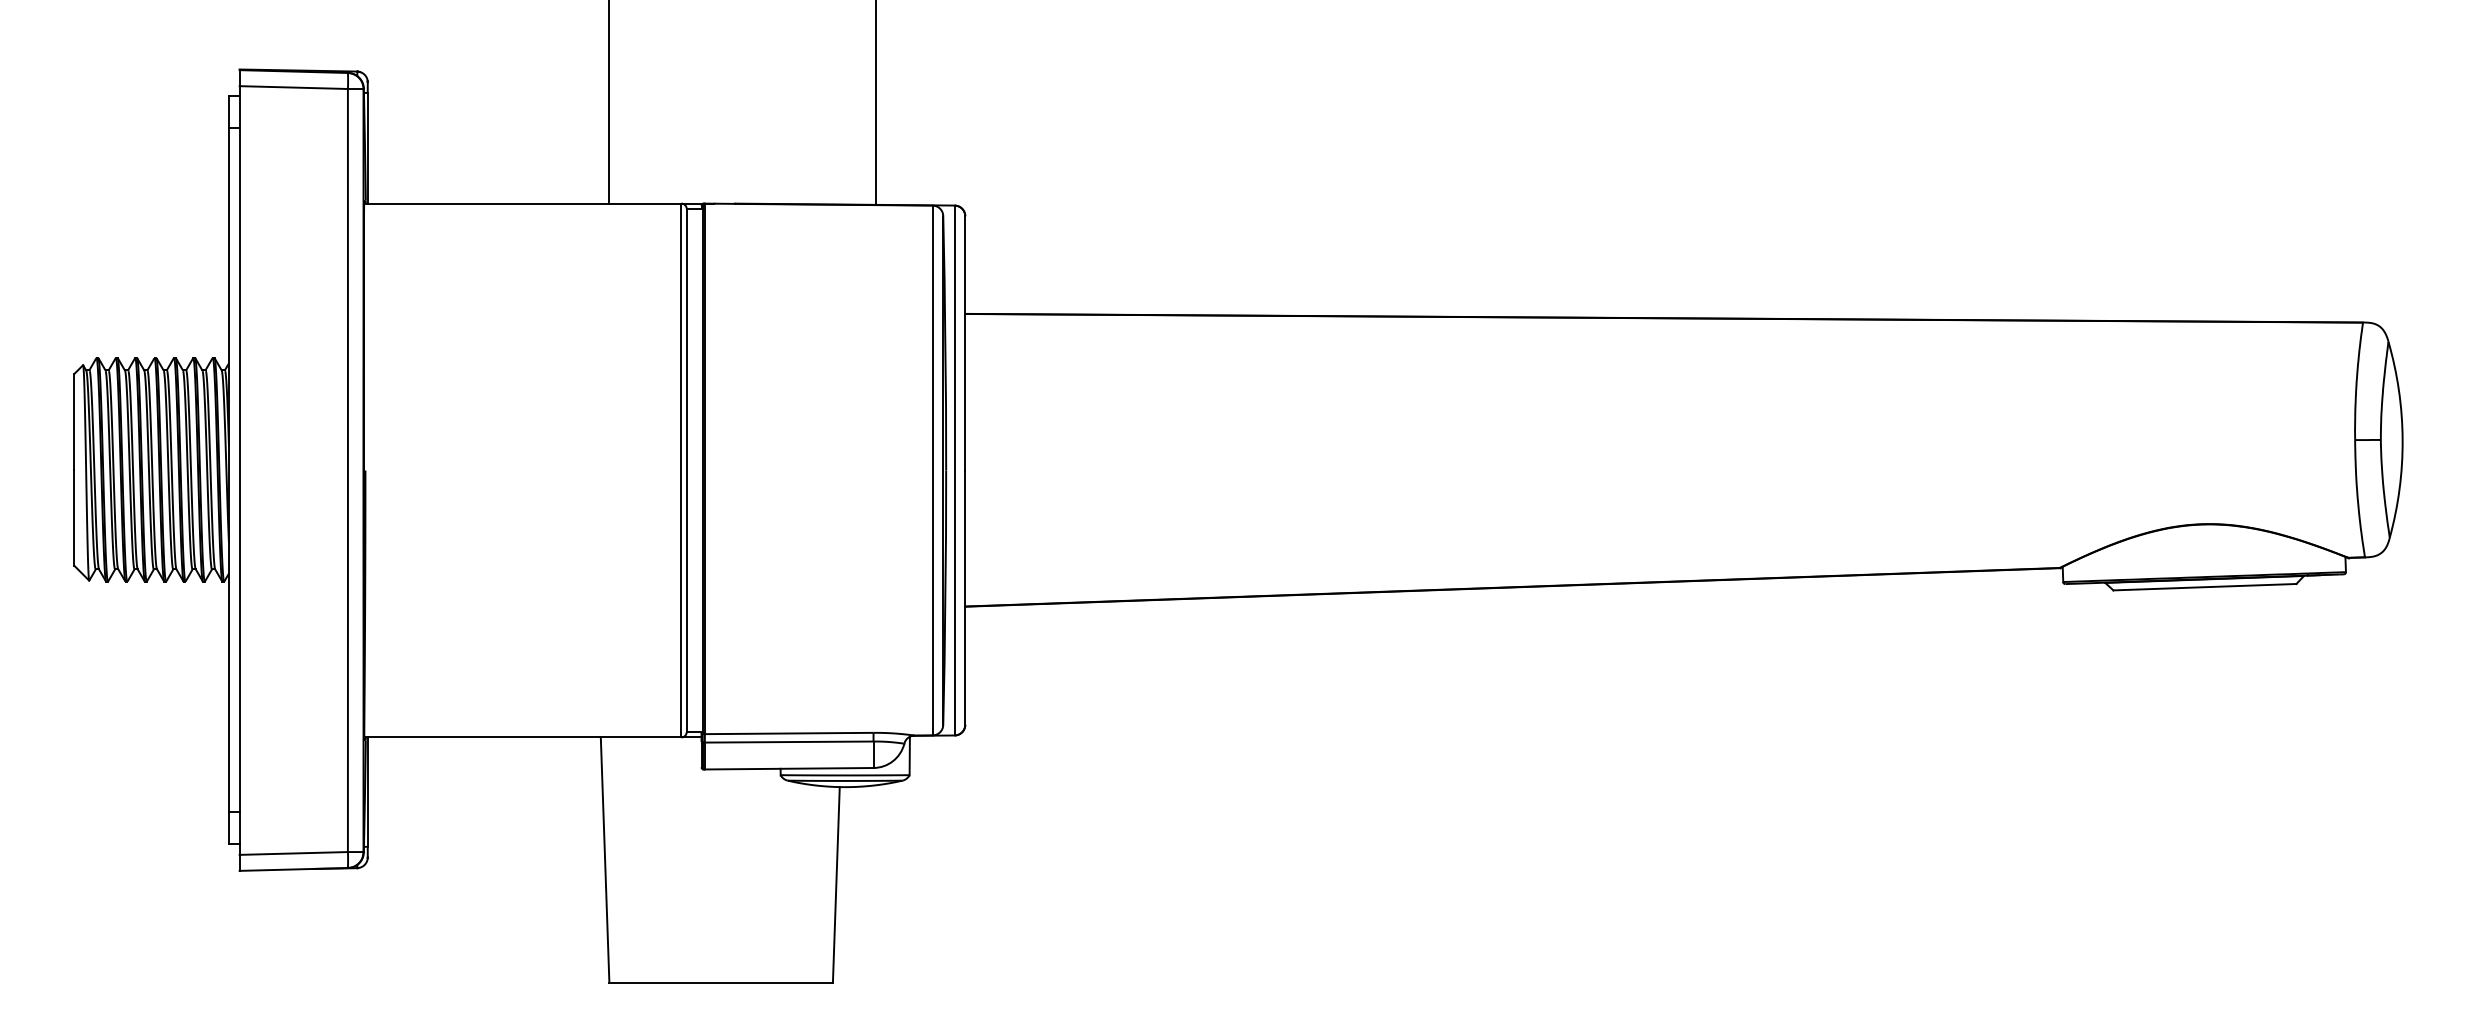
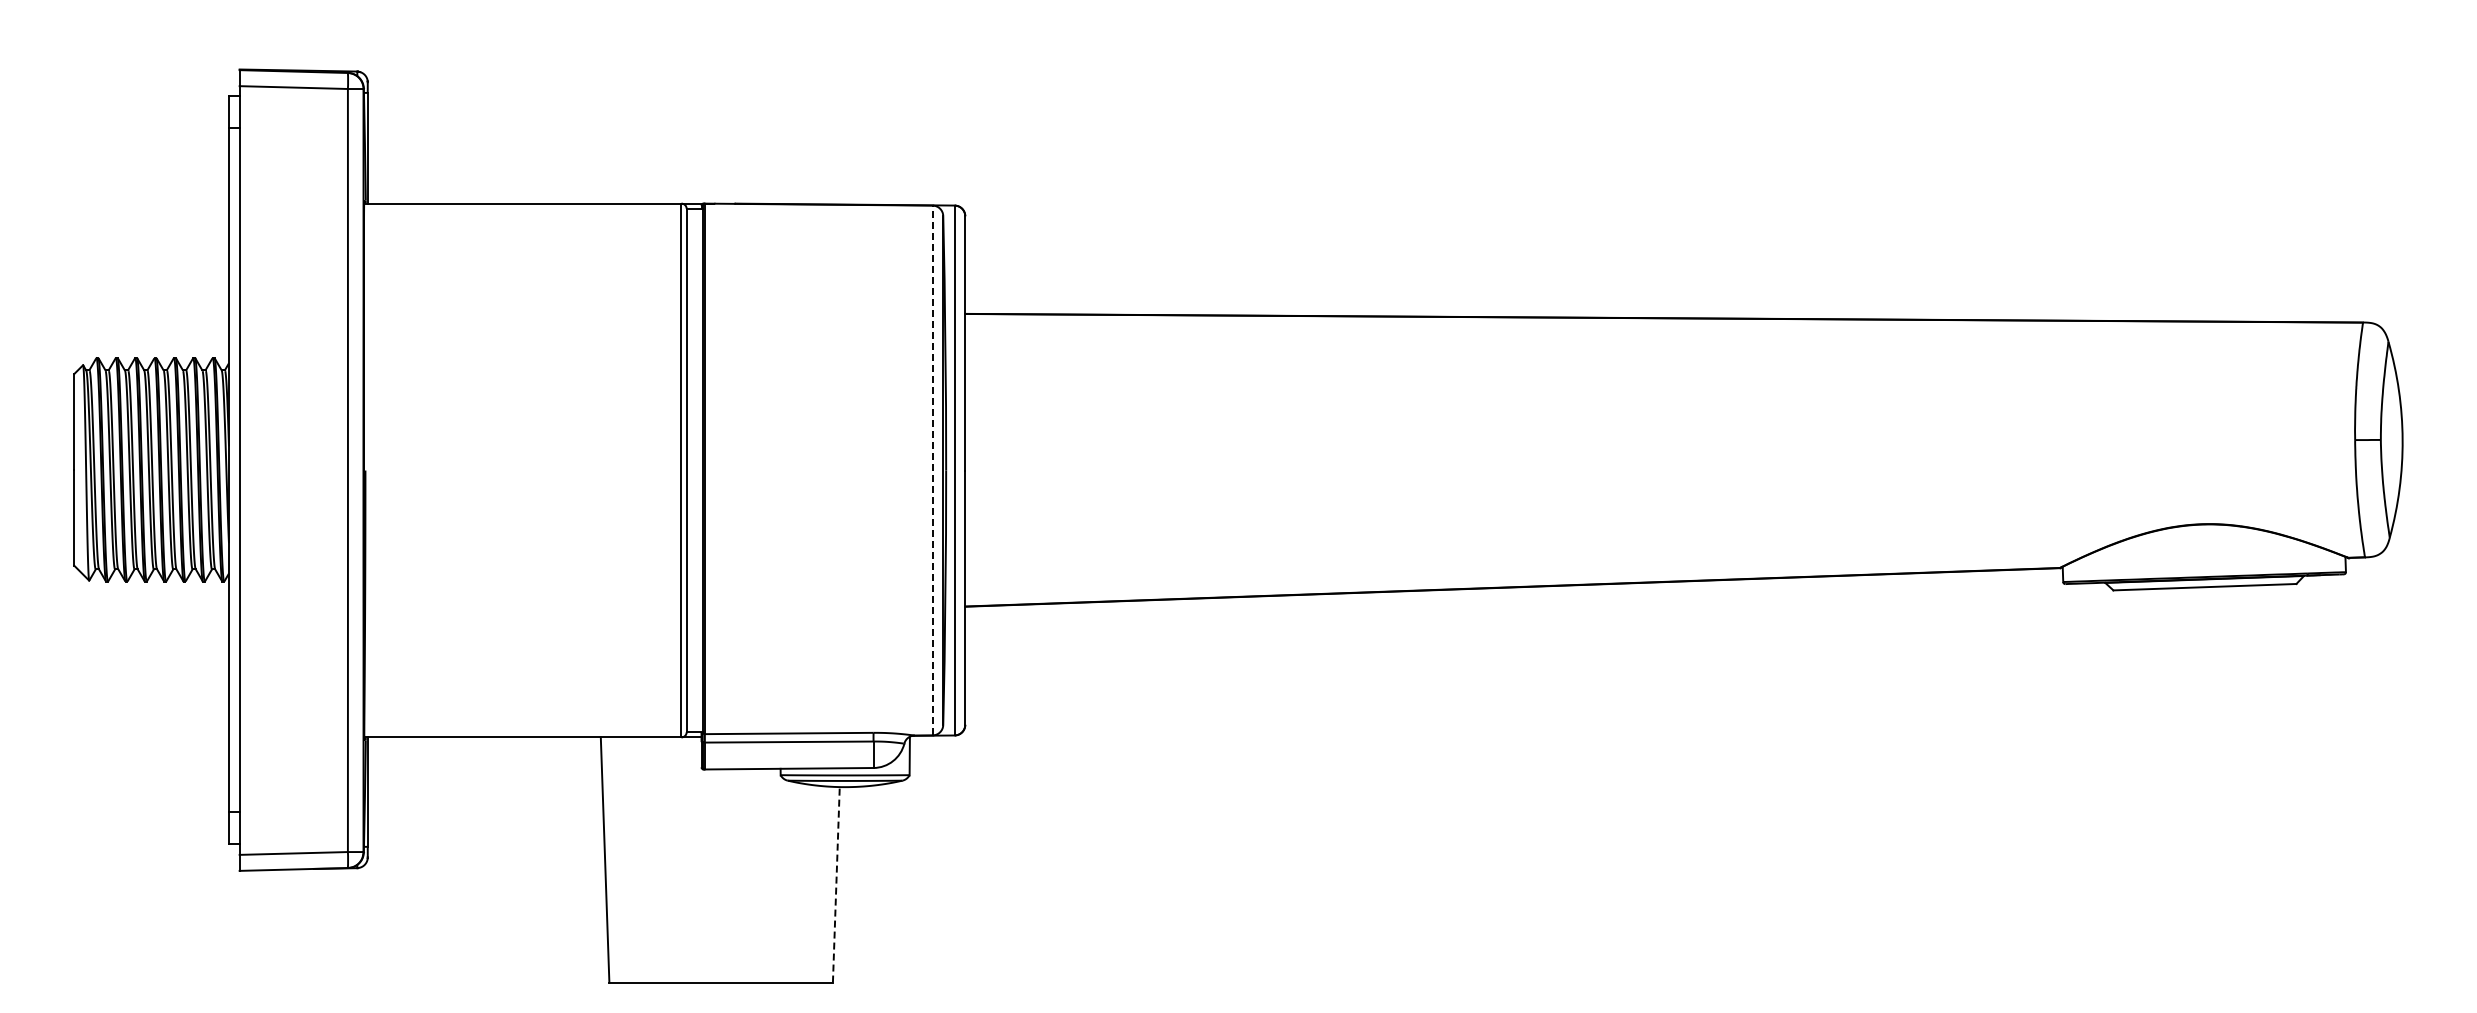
line: present -> none (609, 102)
line: present -> none (875, 103)
line: solid -> dashed (932, 470)
line: solid -> dashed (836, 884)
